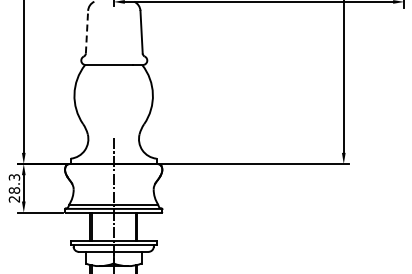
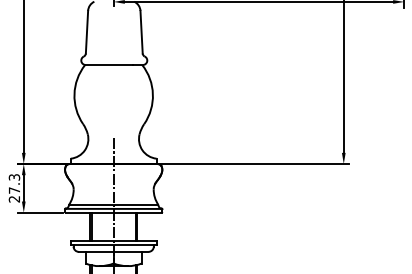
line: dashed -> solid (87, 31)
text: 28.3 -> 27.3 (14, 190)
